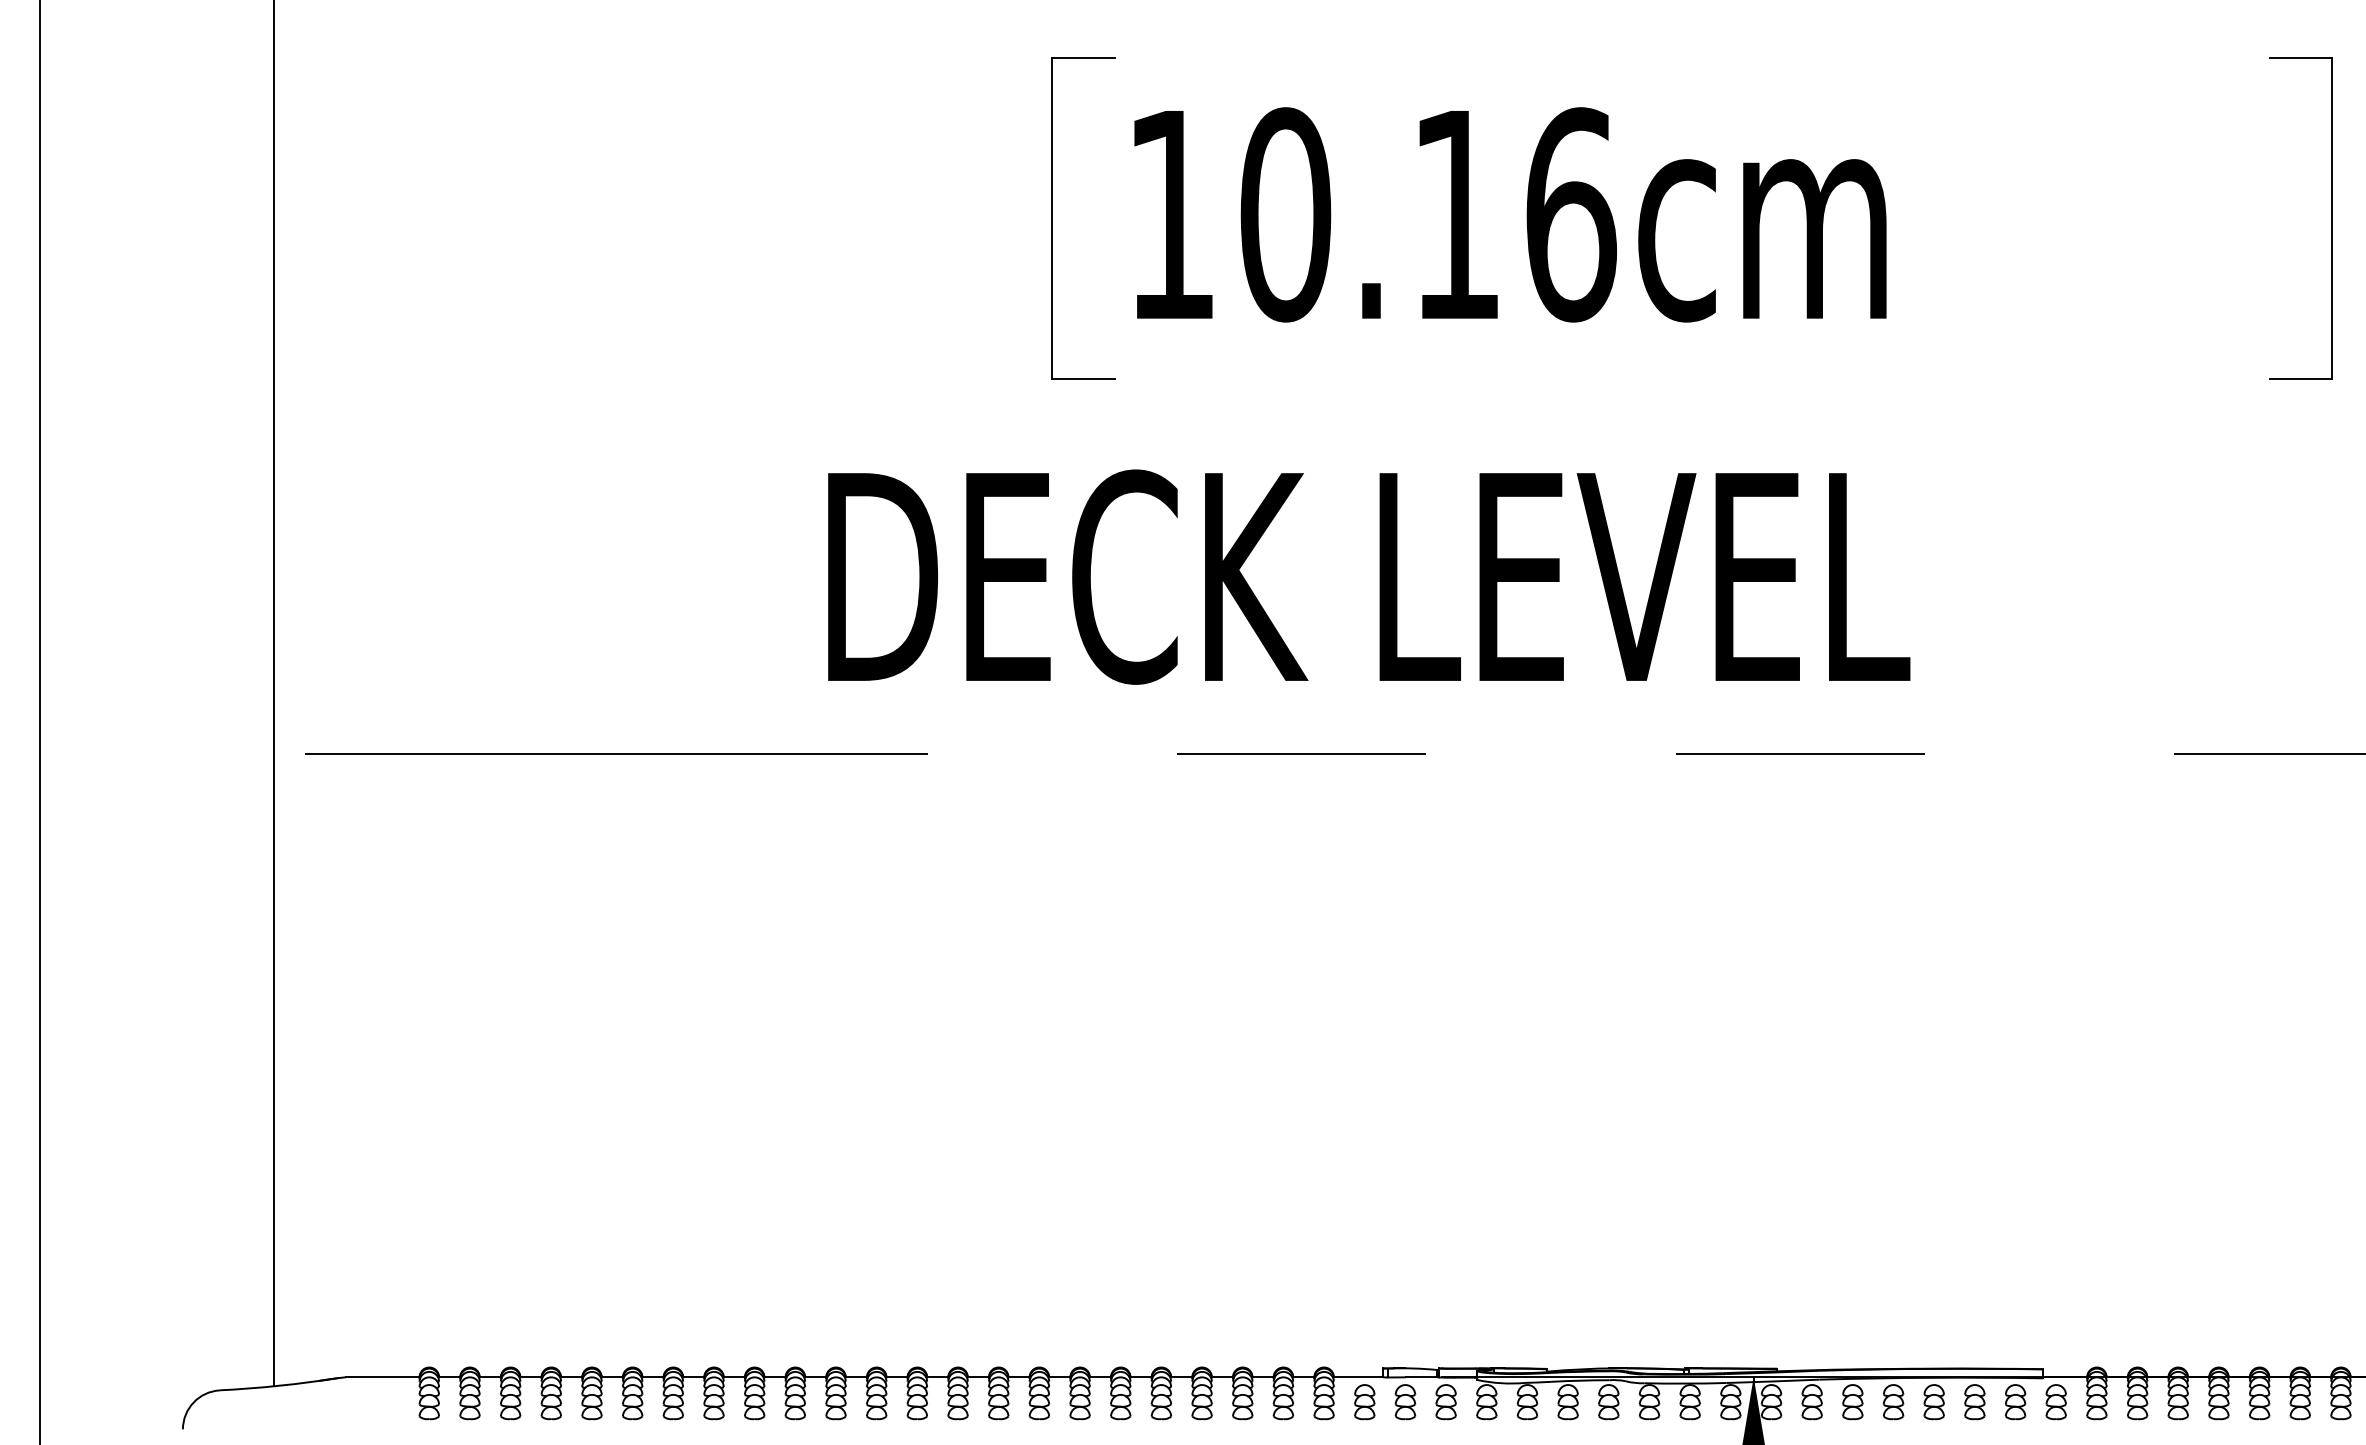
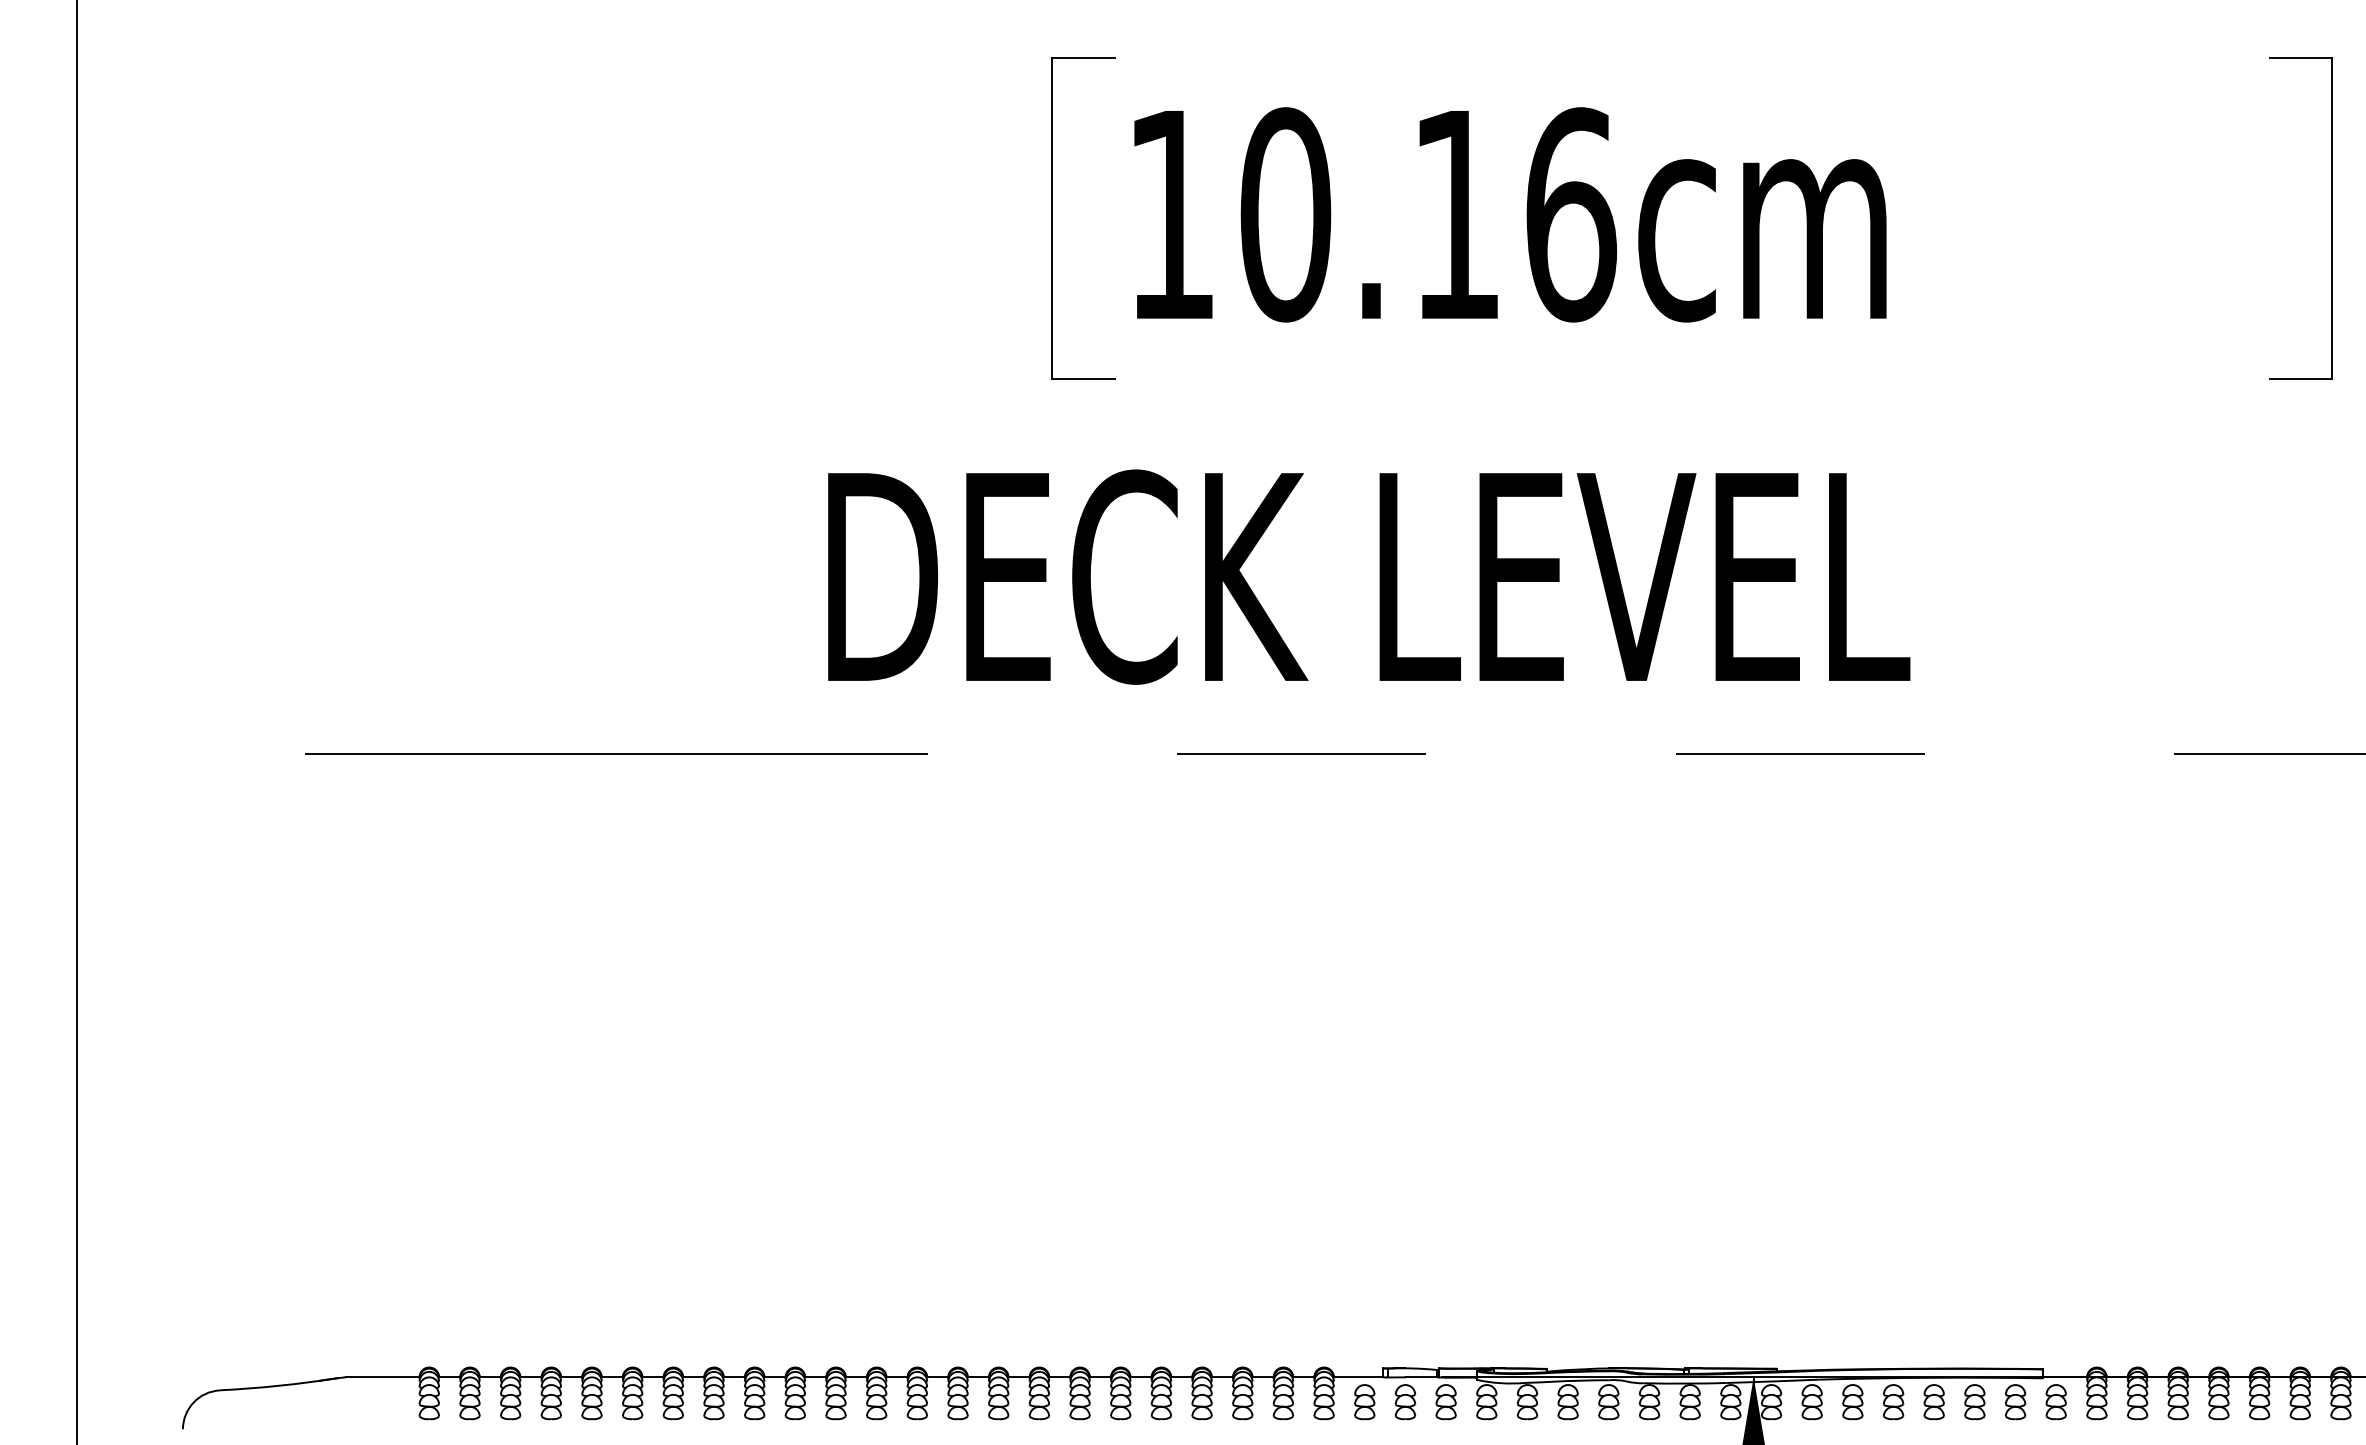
line: present -> none (273, 694)
line position: (39, 721) -> (76, 721) (76, 721)
